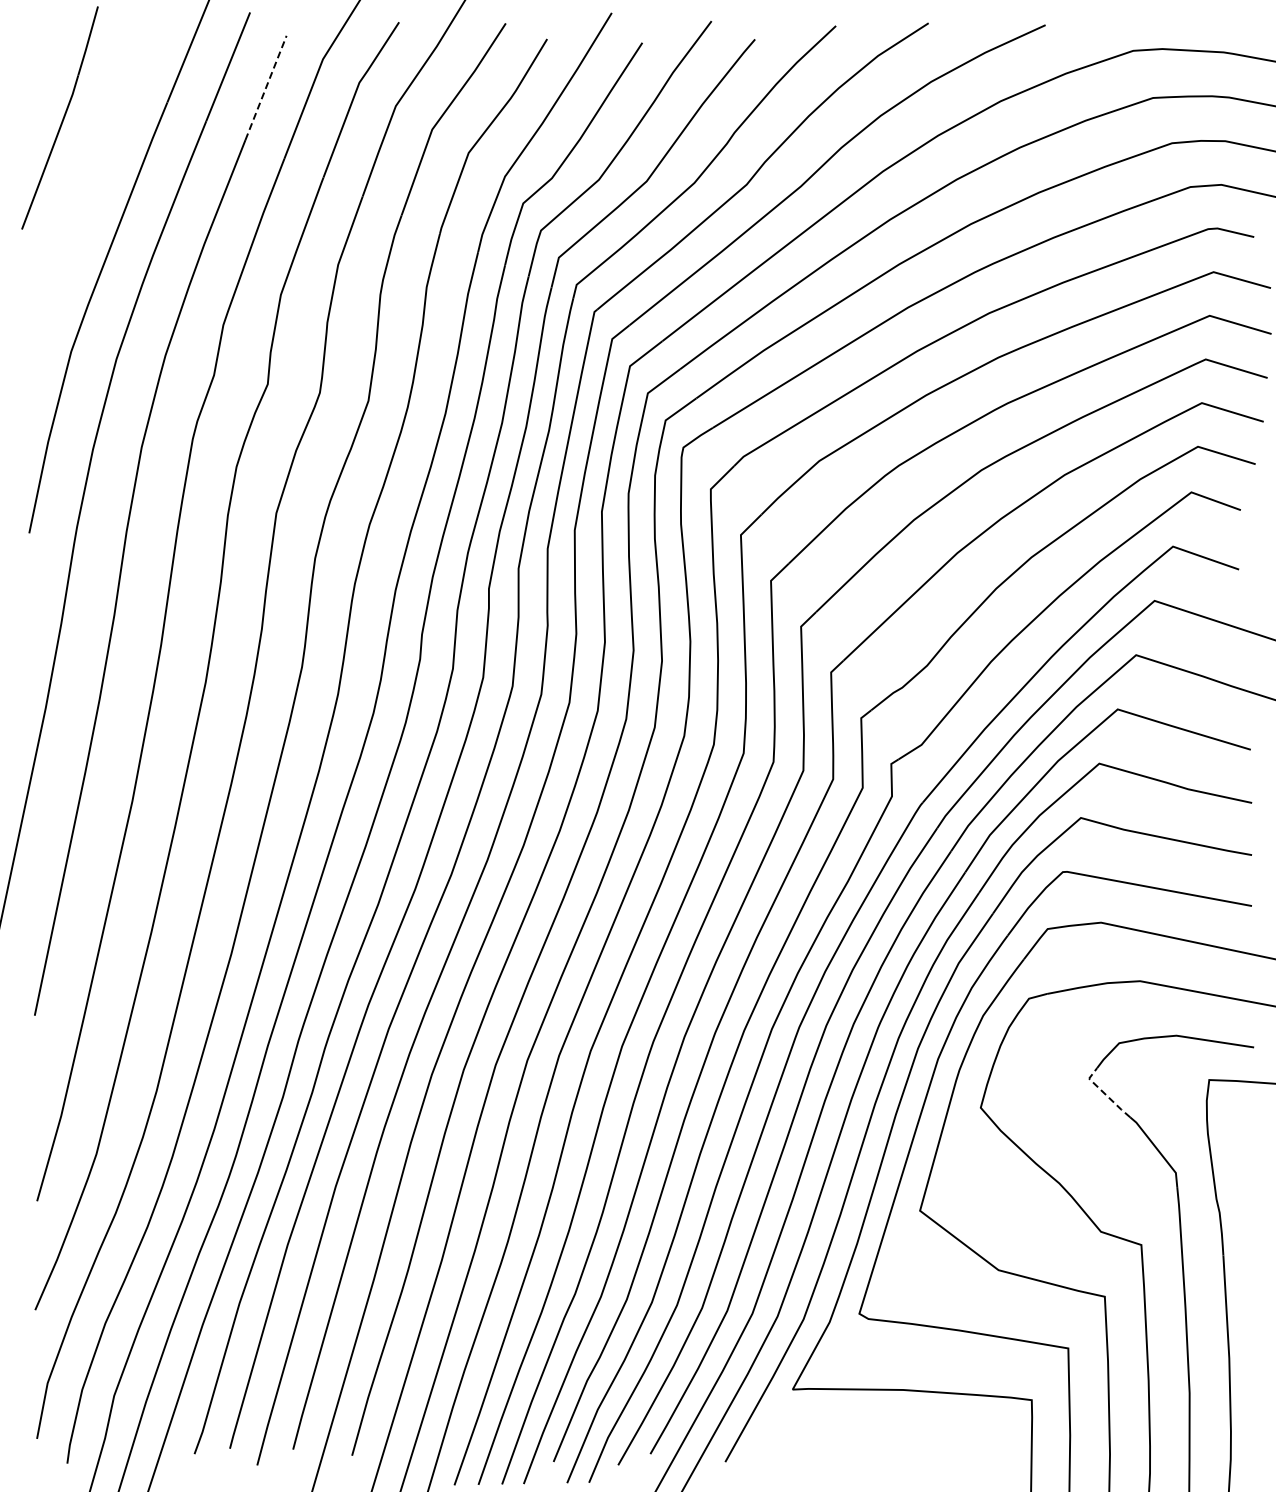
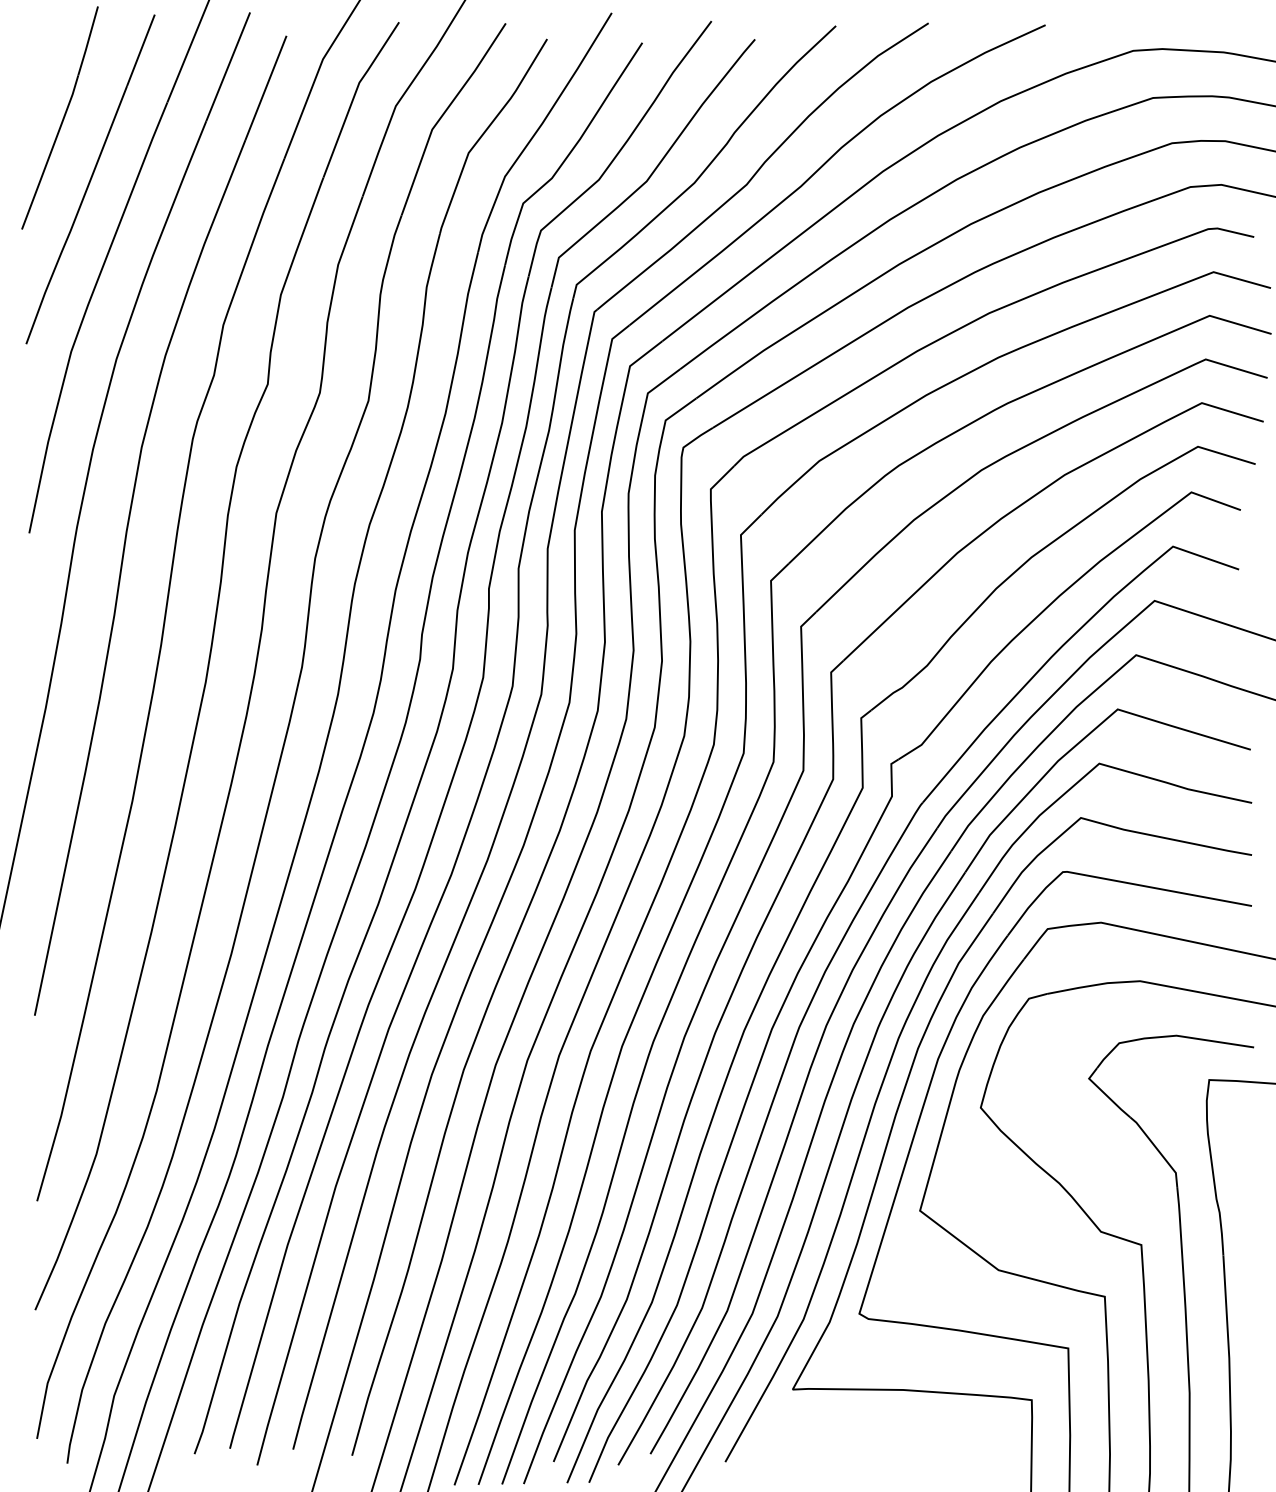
line: dashed -> solid (266, 87)
part: none -> present (90, 179)
line: dashed -> solid (1104, 1093)
